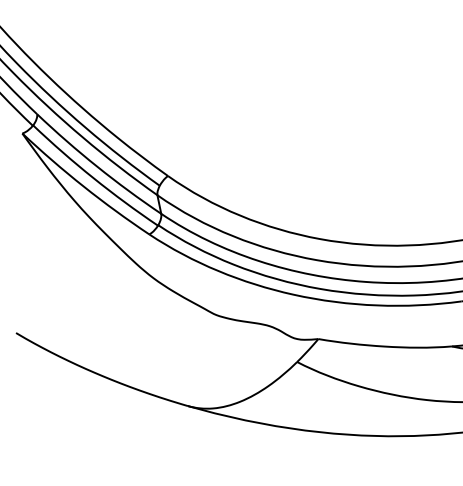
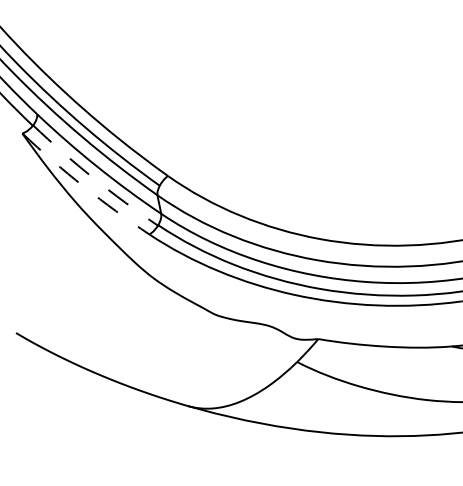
arc: solid -> dashed (93, 178)
arc: solid -> dashed (83, 186)
